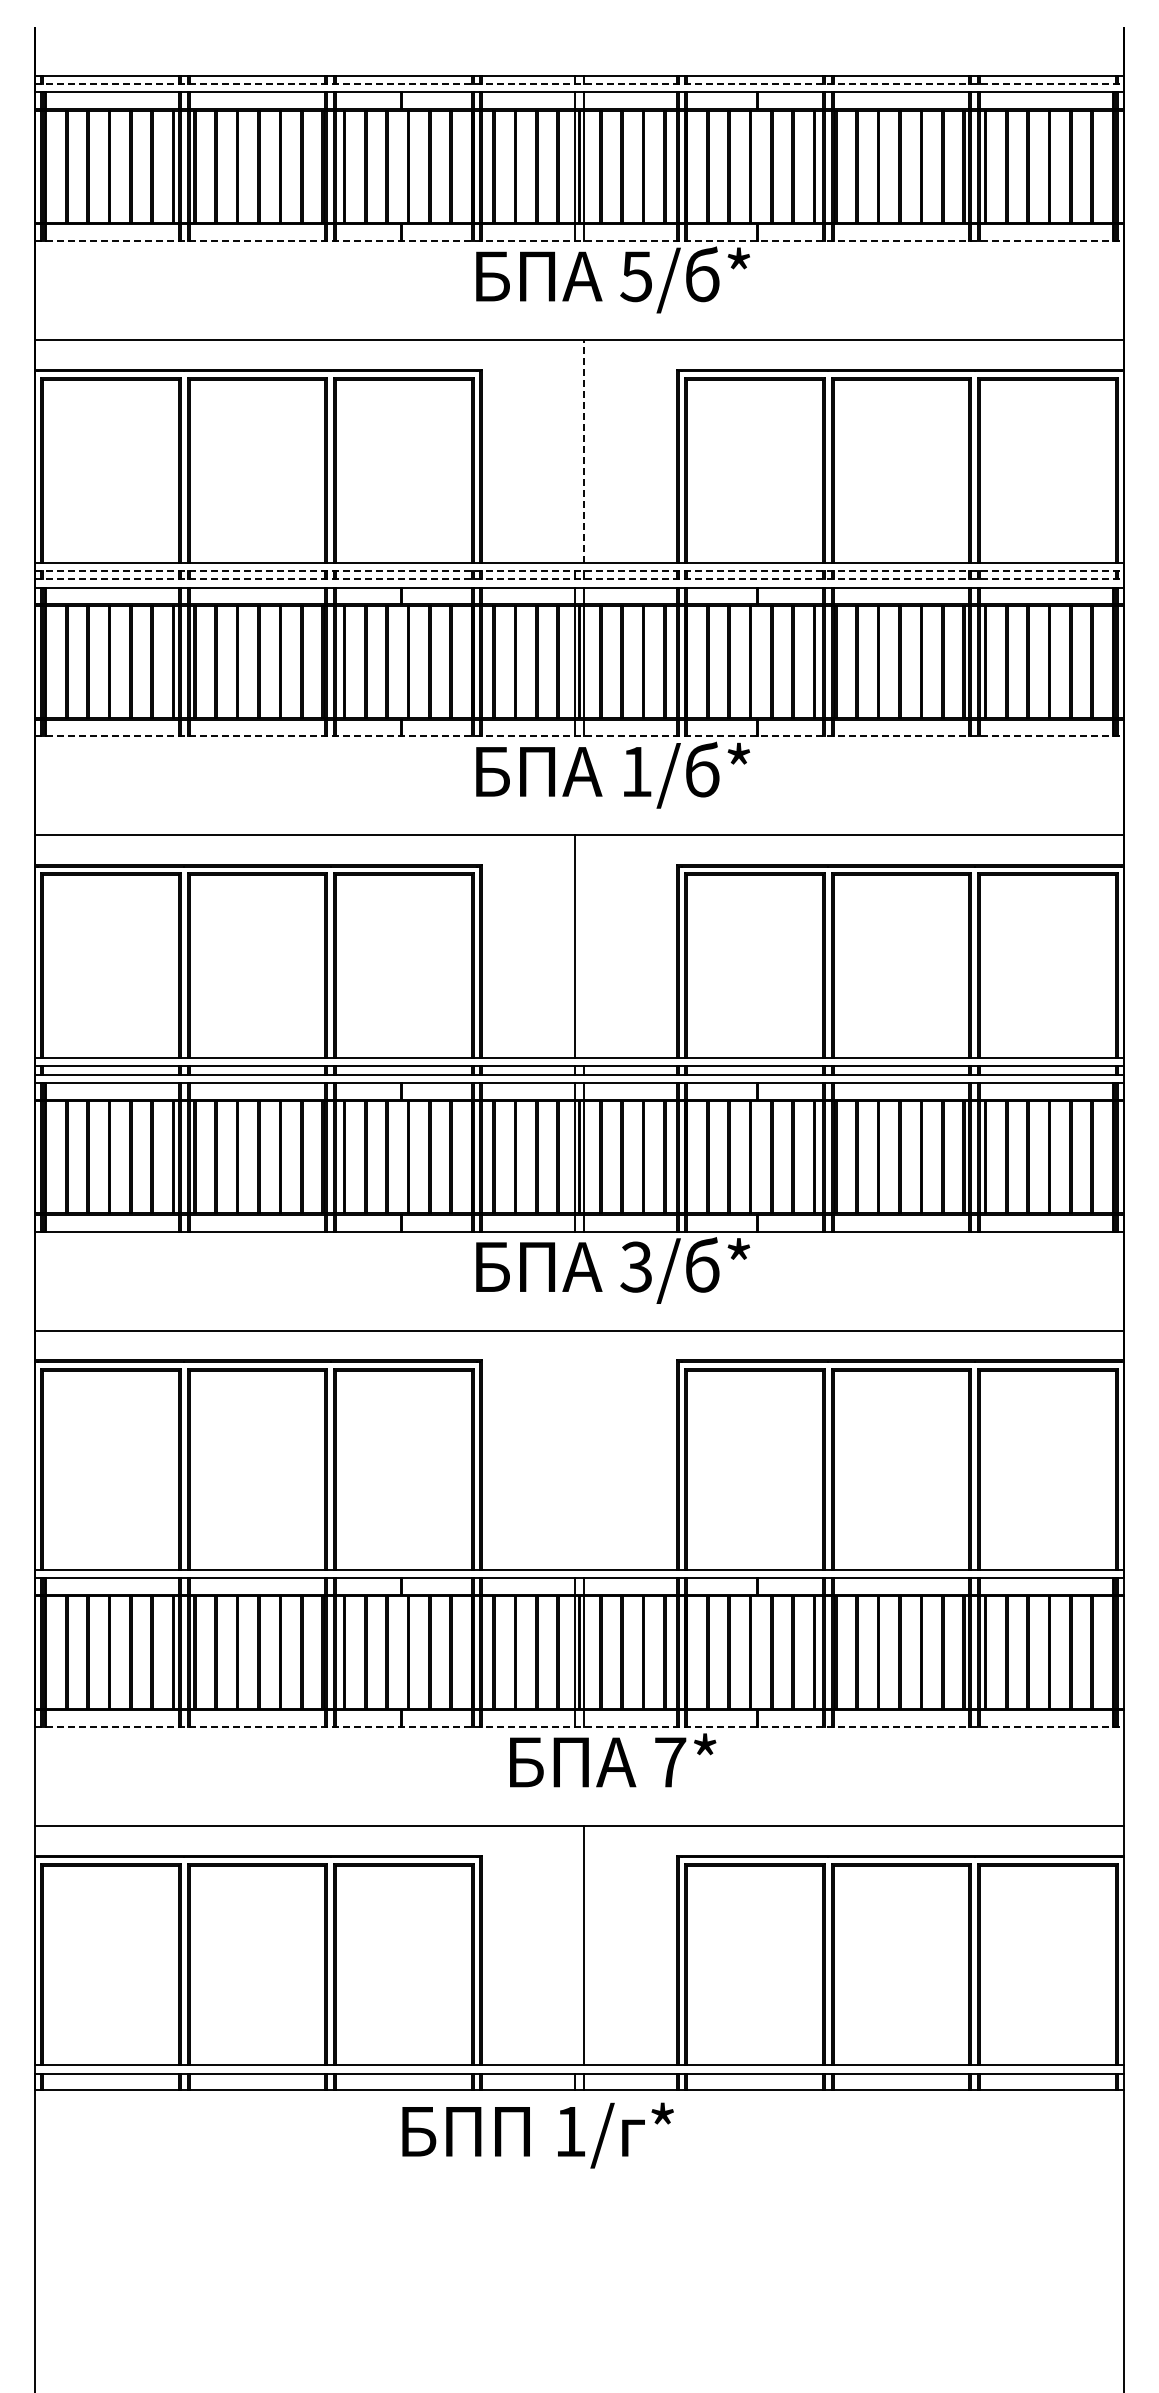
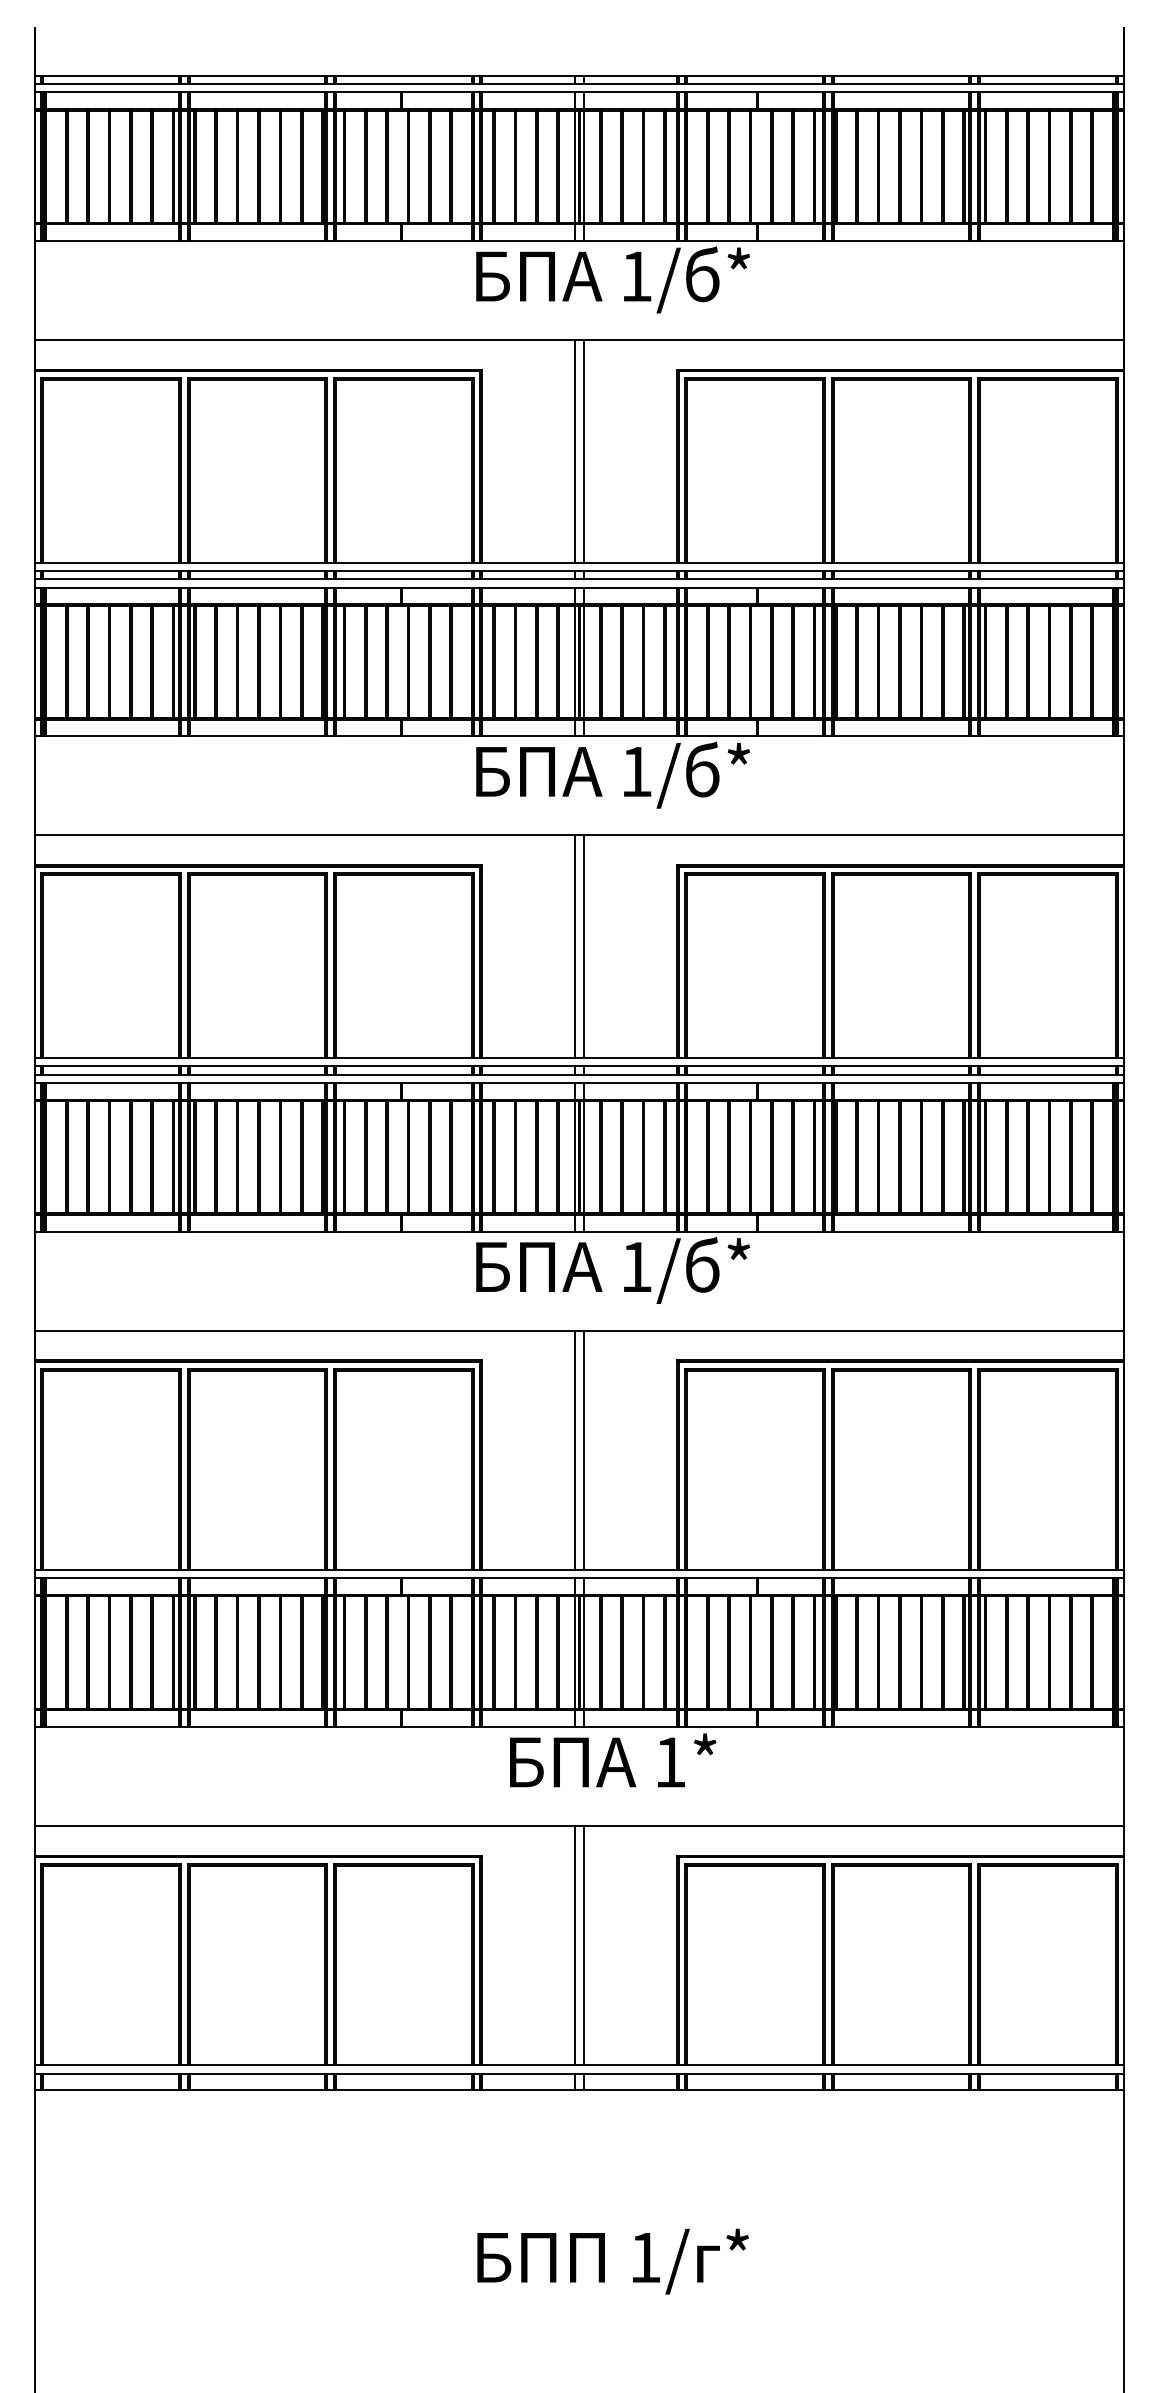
line: dashed -> solid (579, 84)
line: dashed -> solid (579, 241)
text: 5/ -> 1/ (635, 276)
line: none -> present (575, 451)
line: dashed -> solid (583, 451)
line: dashed -> solid (579, 571)
line: dashed -> solid (579, 579)
line: dashed -> solid (579, 736)
line: none -> present (583, 946)
text: 3/ -> 1/ (635, 1266)
line: none -> present (575, 1450)
line: none -> present (583, 1450)
line: dashed -> solid (579, 1726)
text: 7* -> 1* (670, 1762)
line: none -> present (575, 1945)
text position: (537, 2135) -> (612, 2261) (612, 2261)
